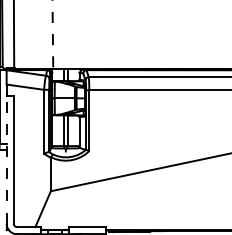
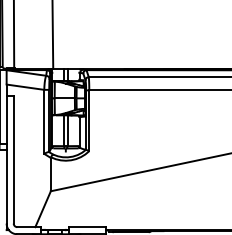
line: dashed -> solid (52, 35)
line: dashed -> solid (6, 159)
